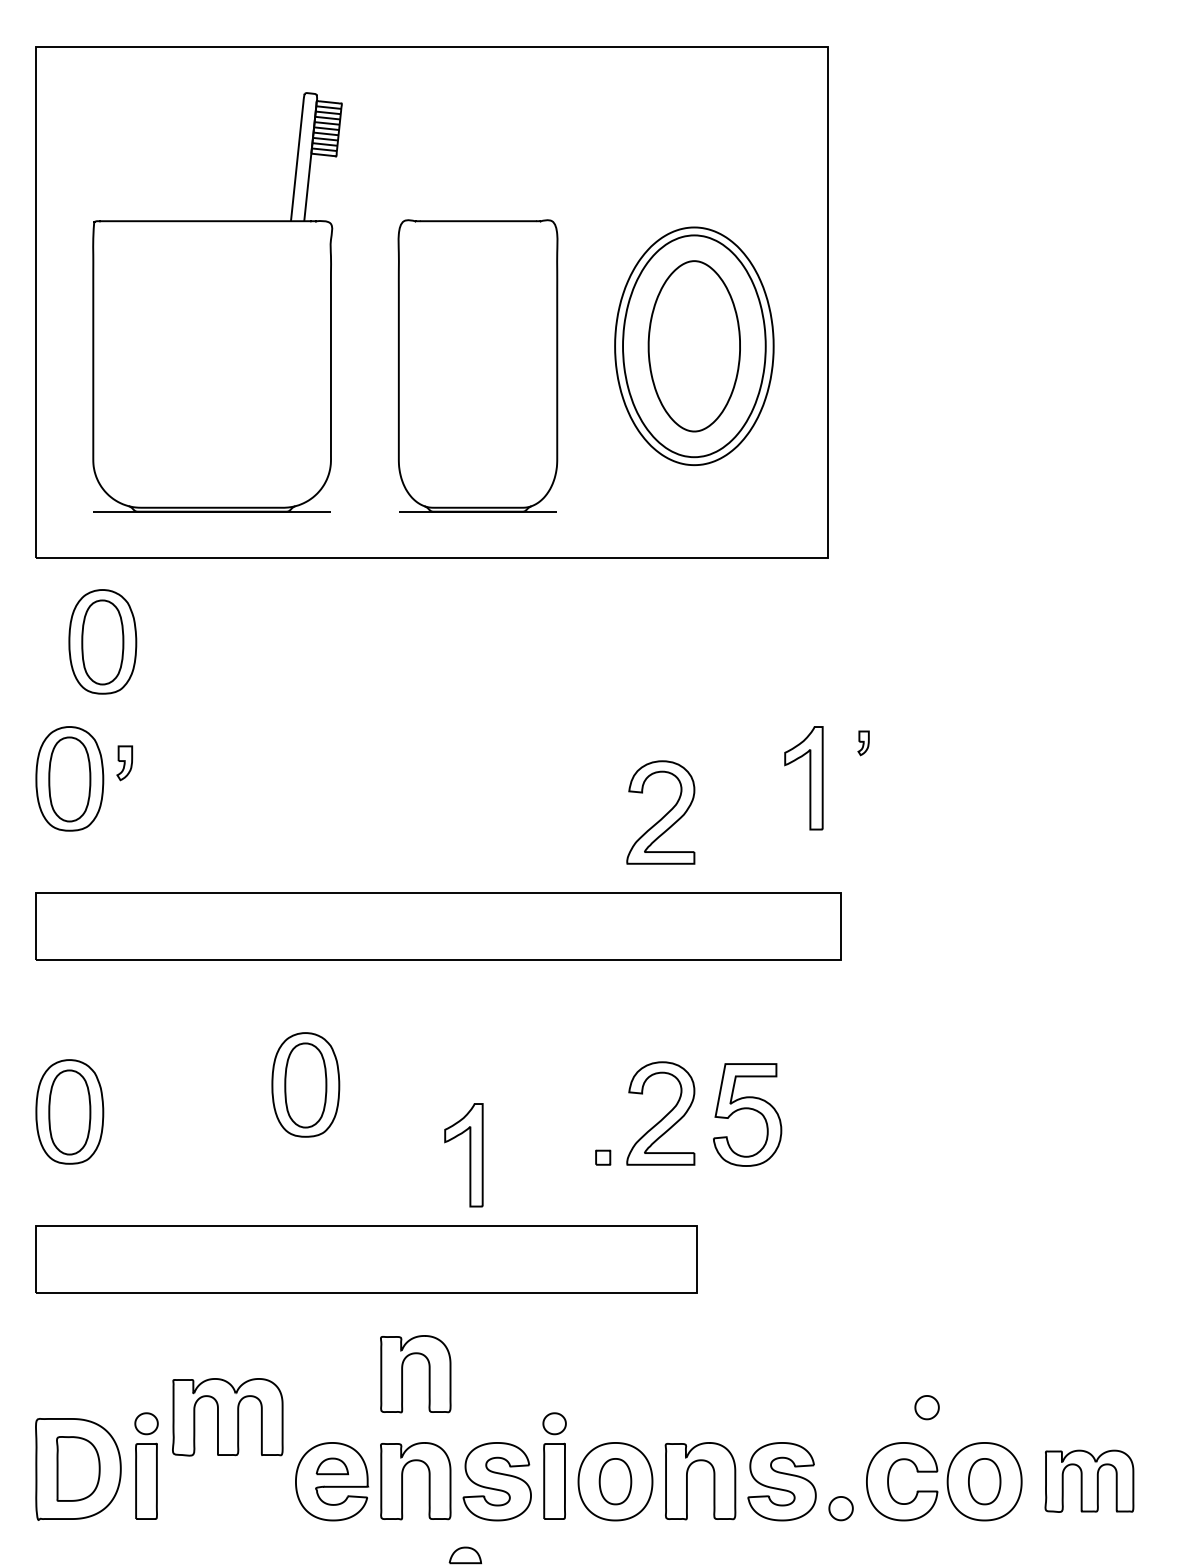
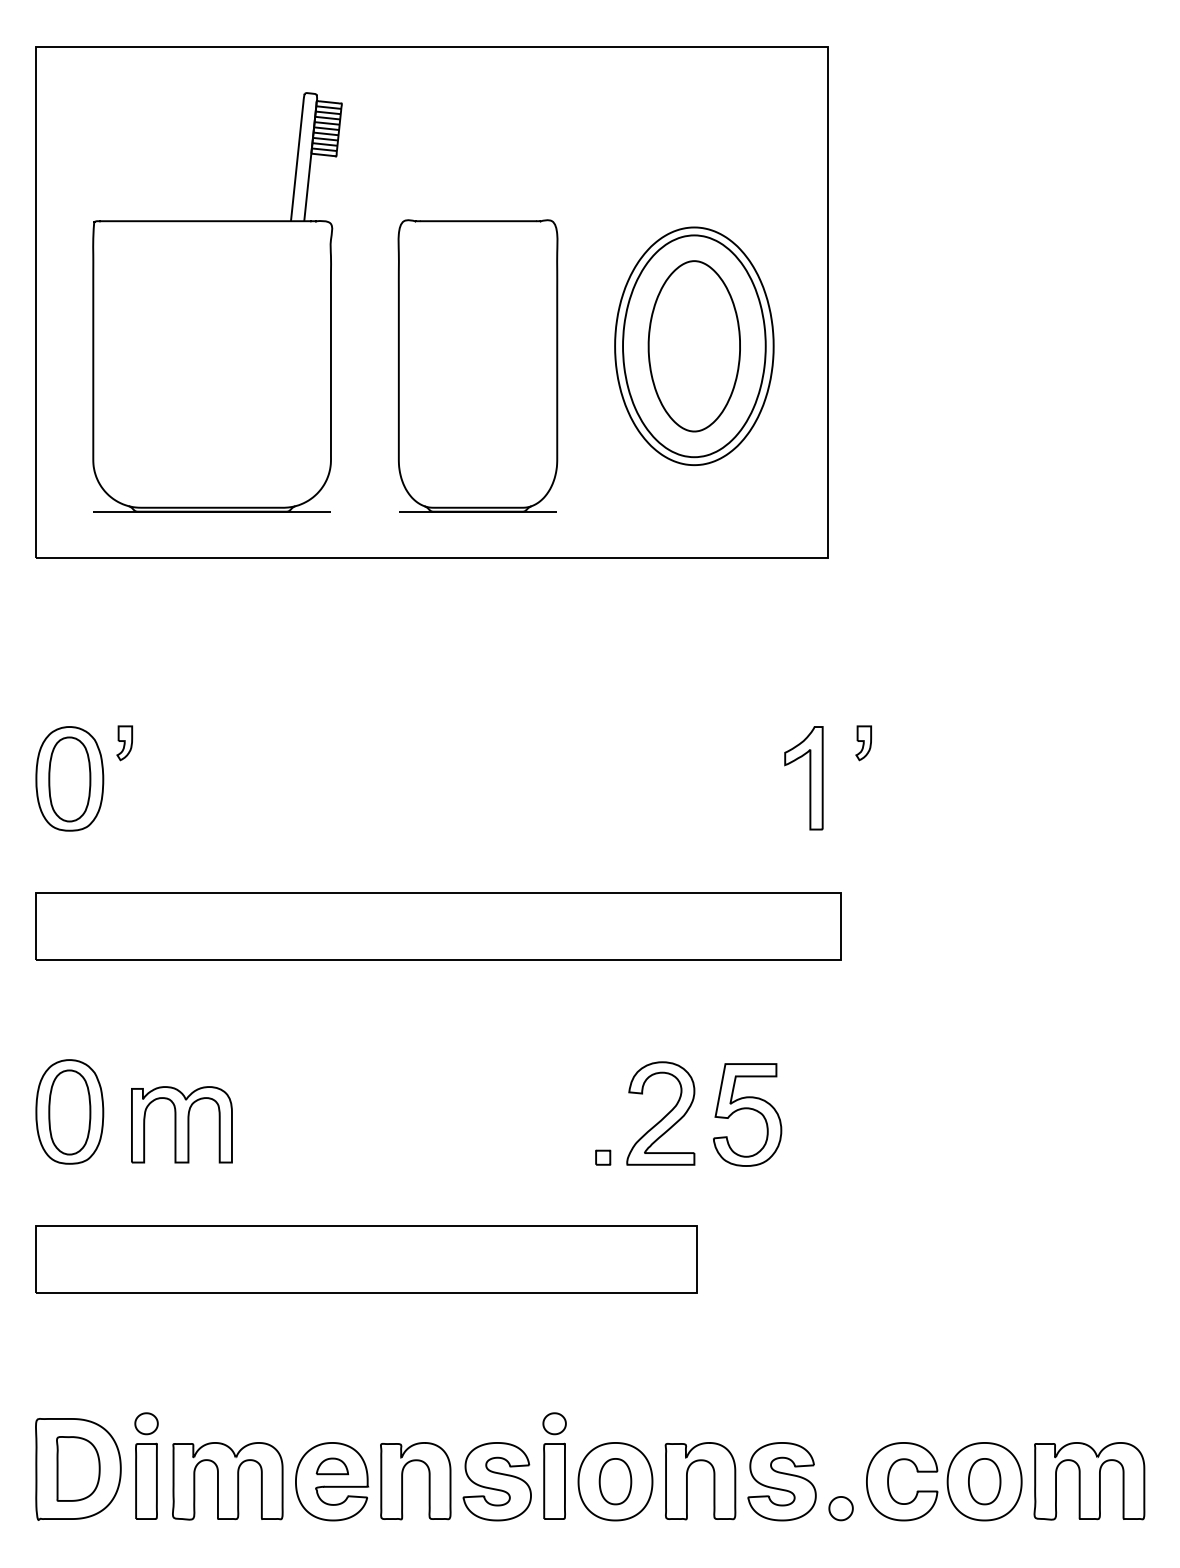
part: present -> none (102, 641)
part size: 13x27 px -> 17x37 px (863, 743)
part position: (124, 763) -> (124, 743) (124, 743)
part: present -> none (660, 812)
part: present -> none (305, 1084)
part: none -> present (181, 1124)
part: present -> none (463, 1155)
part: present -> none (402, 1374)
part: present -> none (926, 1407)
part position: (227, 1417) -> (227, 1481) (227, 1481)
part size: 91x64 px -> 113x79 px (1089, 1481)
part: present -> none (465, 1555)
